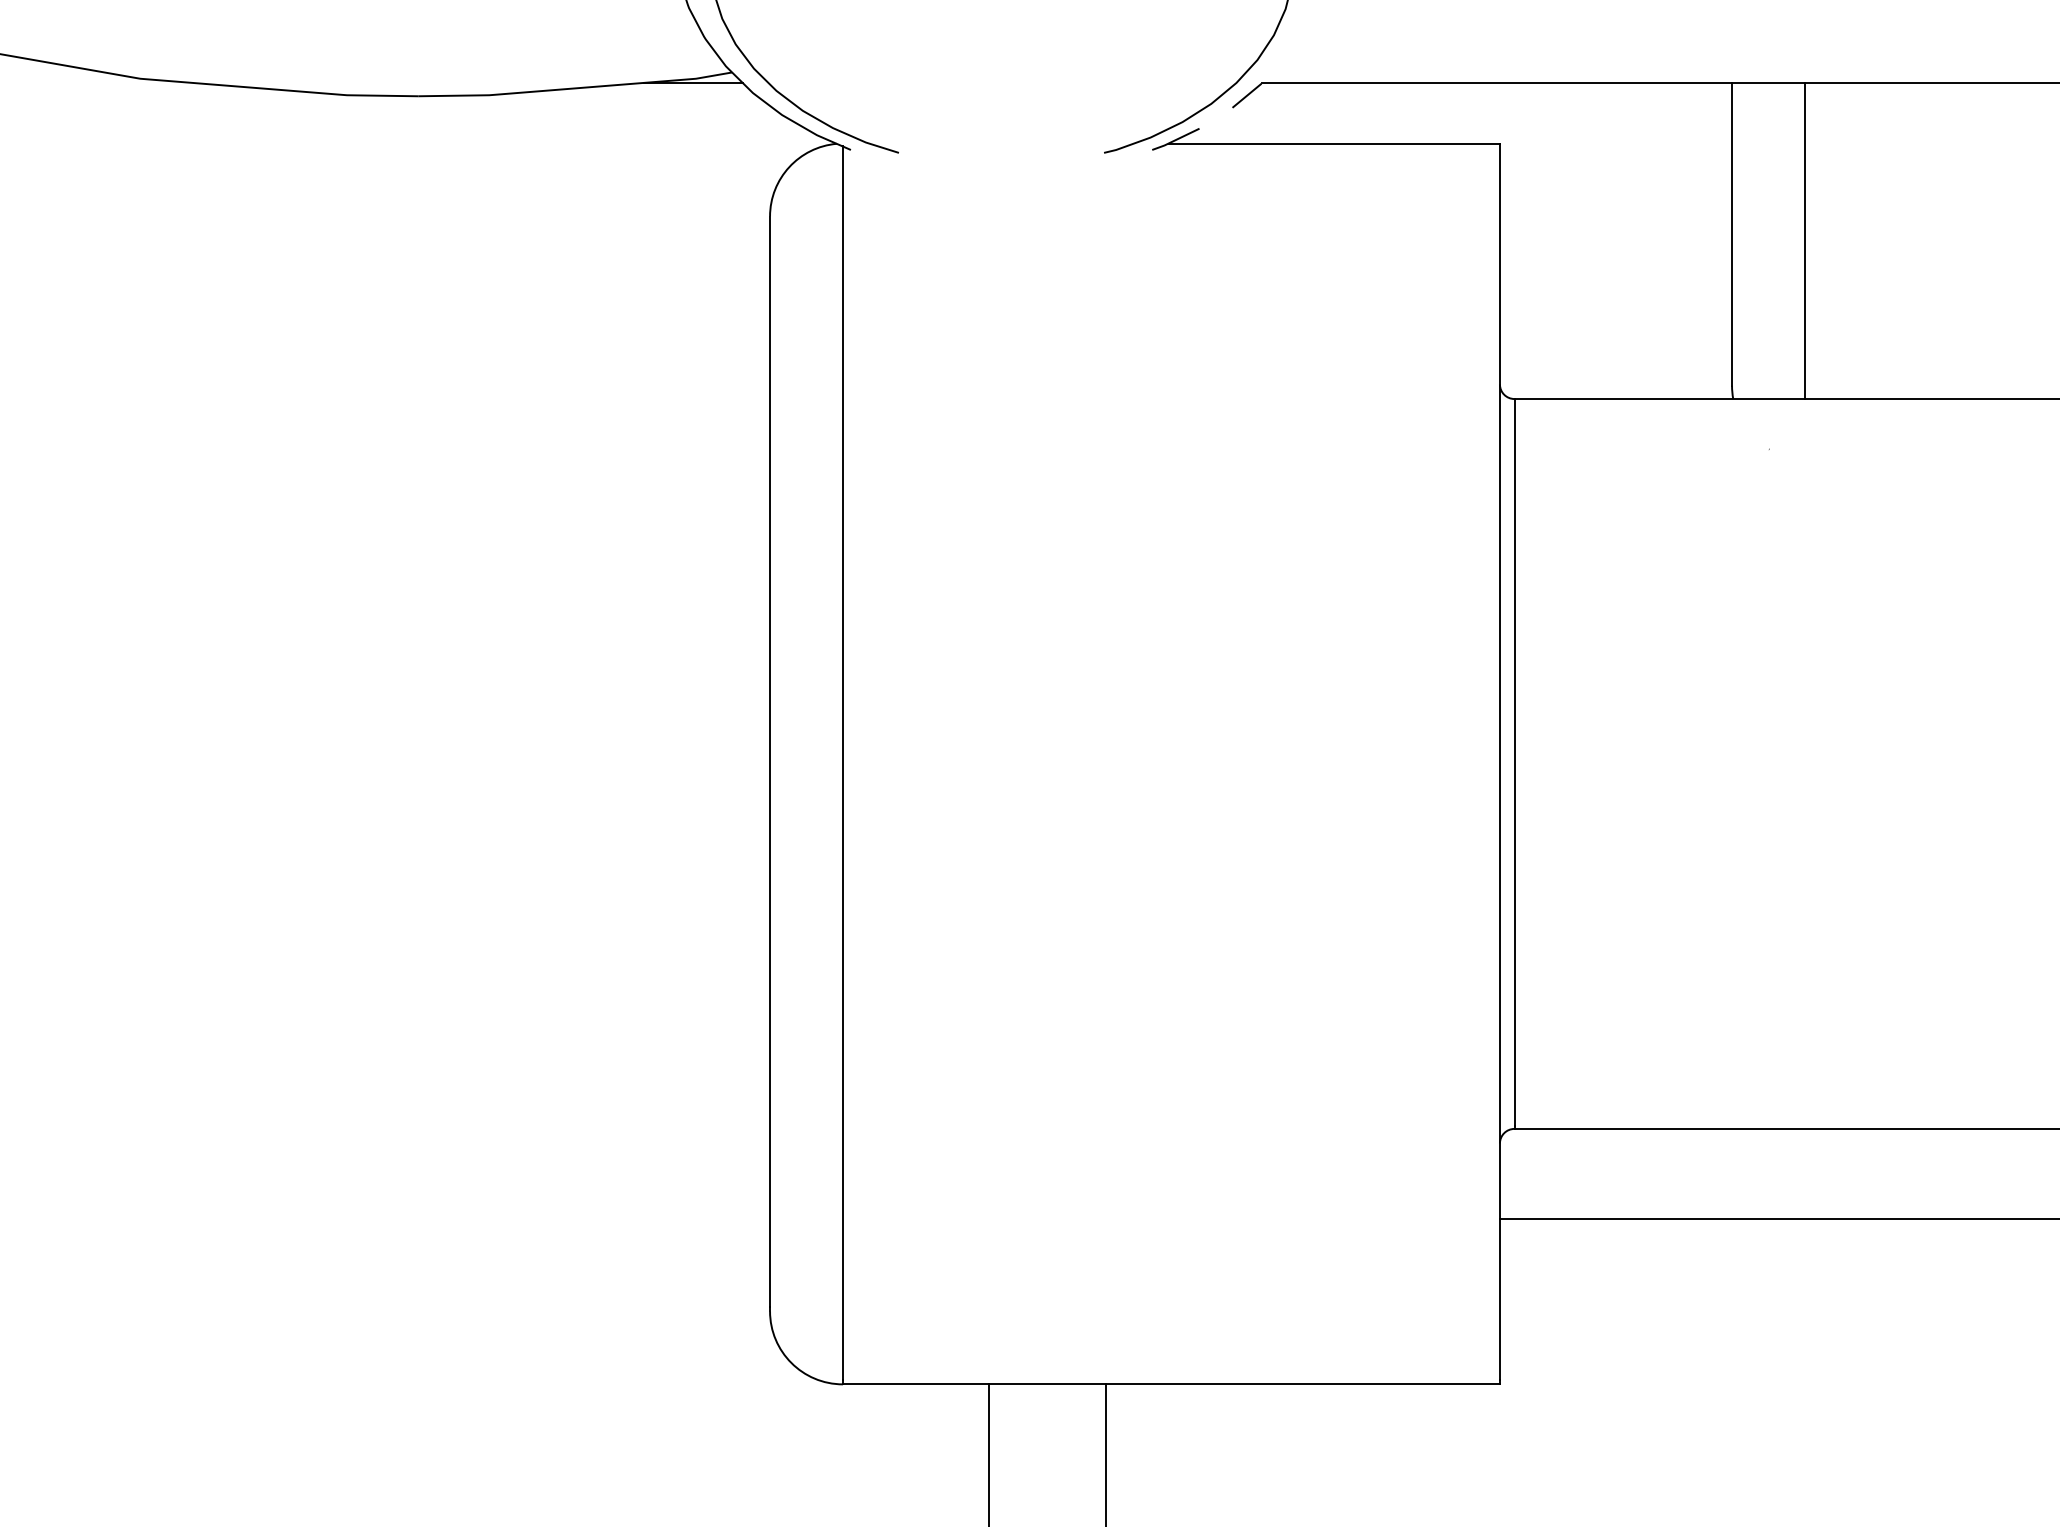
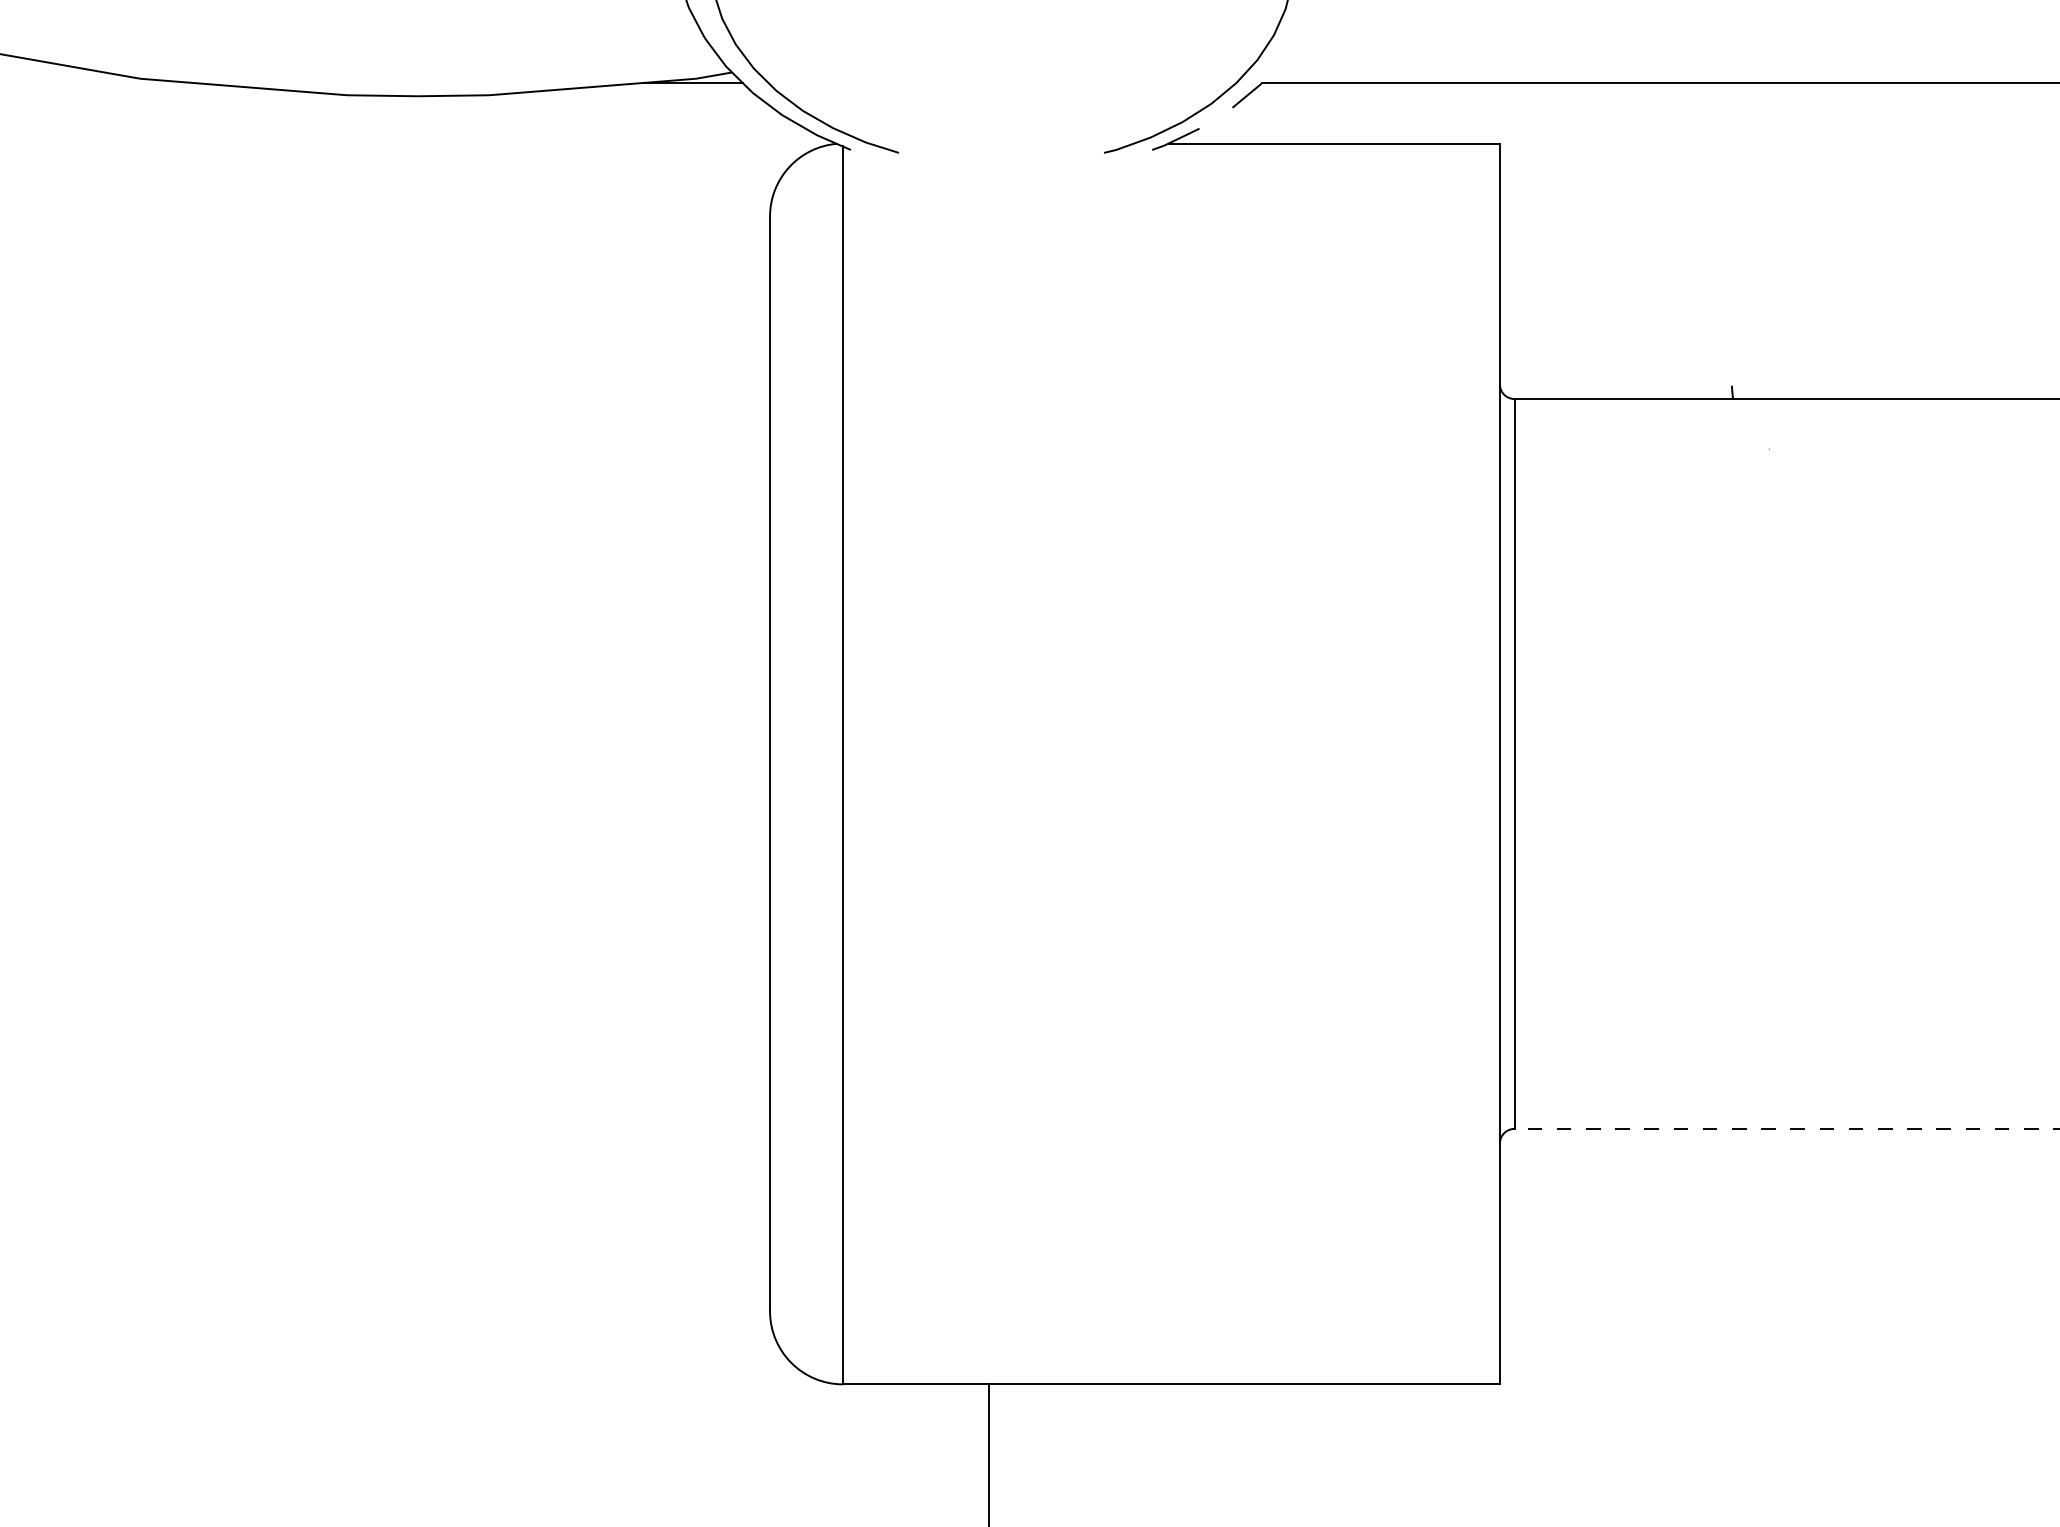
line: present -> none (1732, 233)
line: present -> none (1805, 240)
line: solid -> dashed (1786, 1128)
line: present -> none (1777, 1219)
line: present -> none (1105, 1453)
